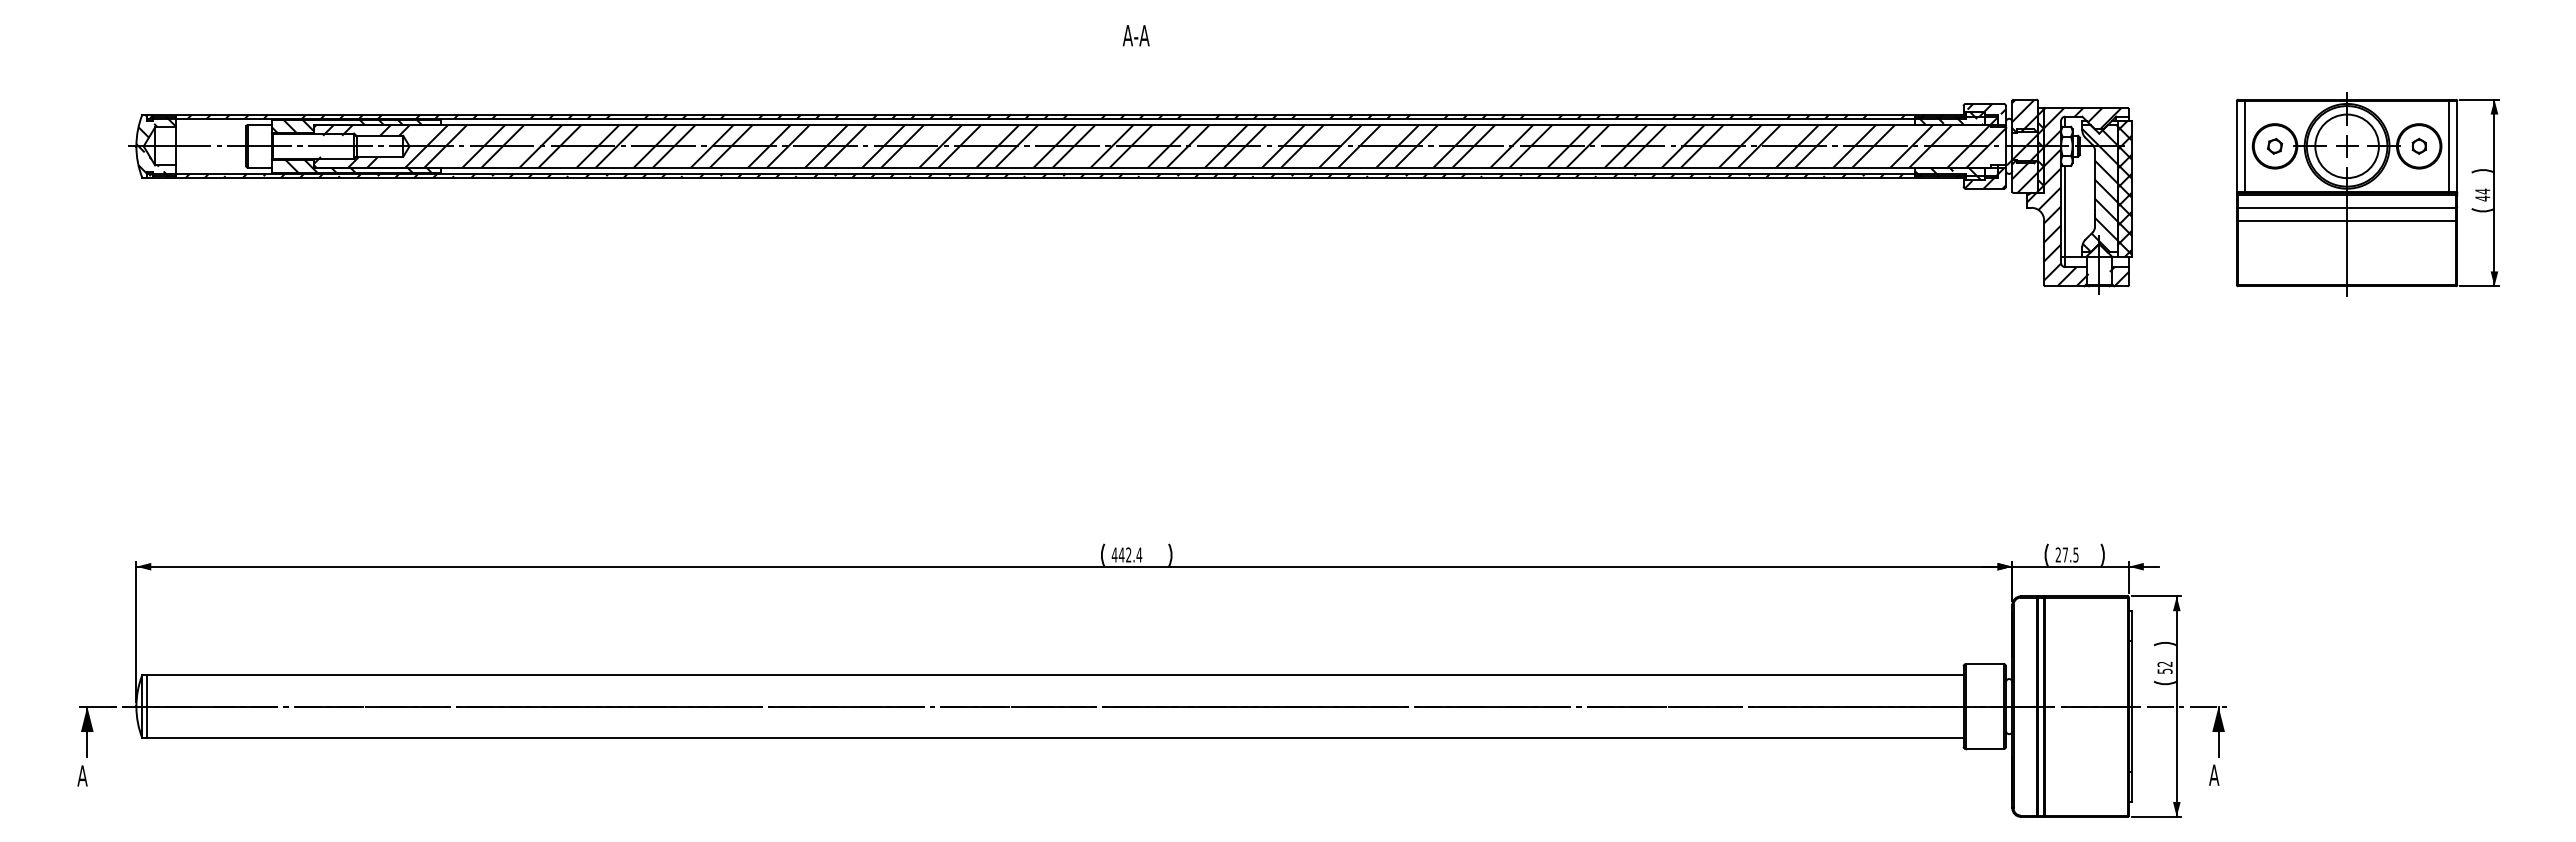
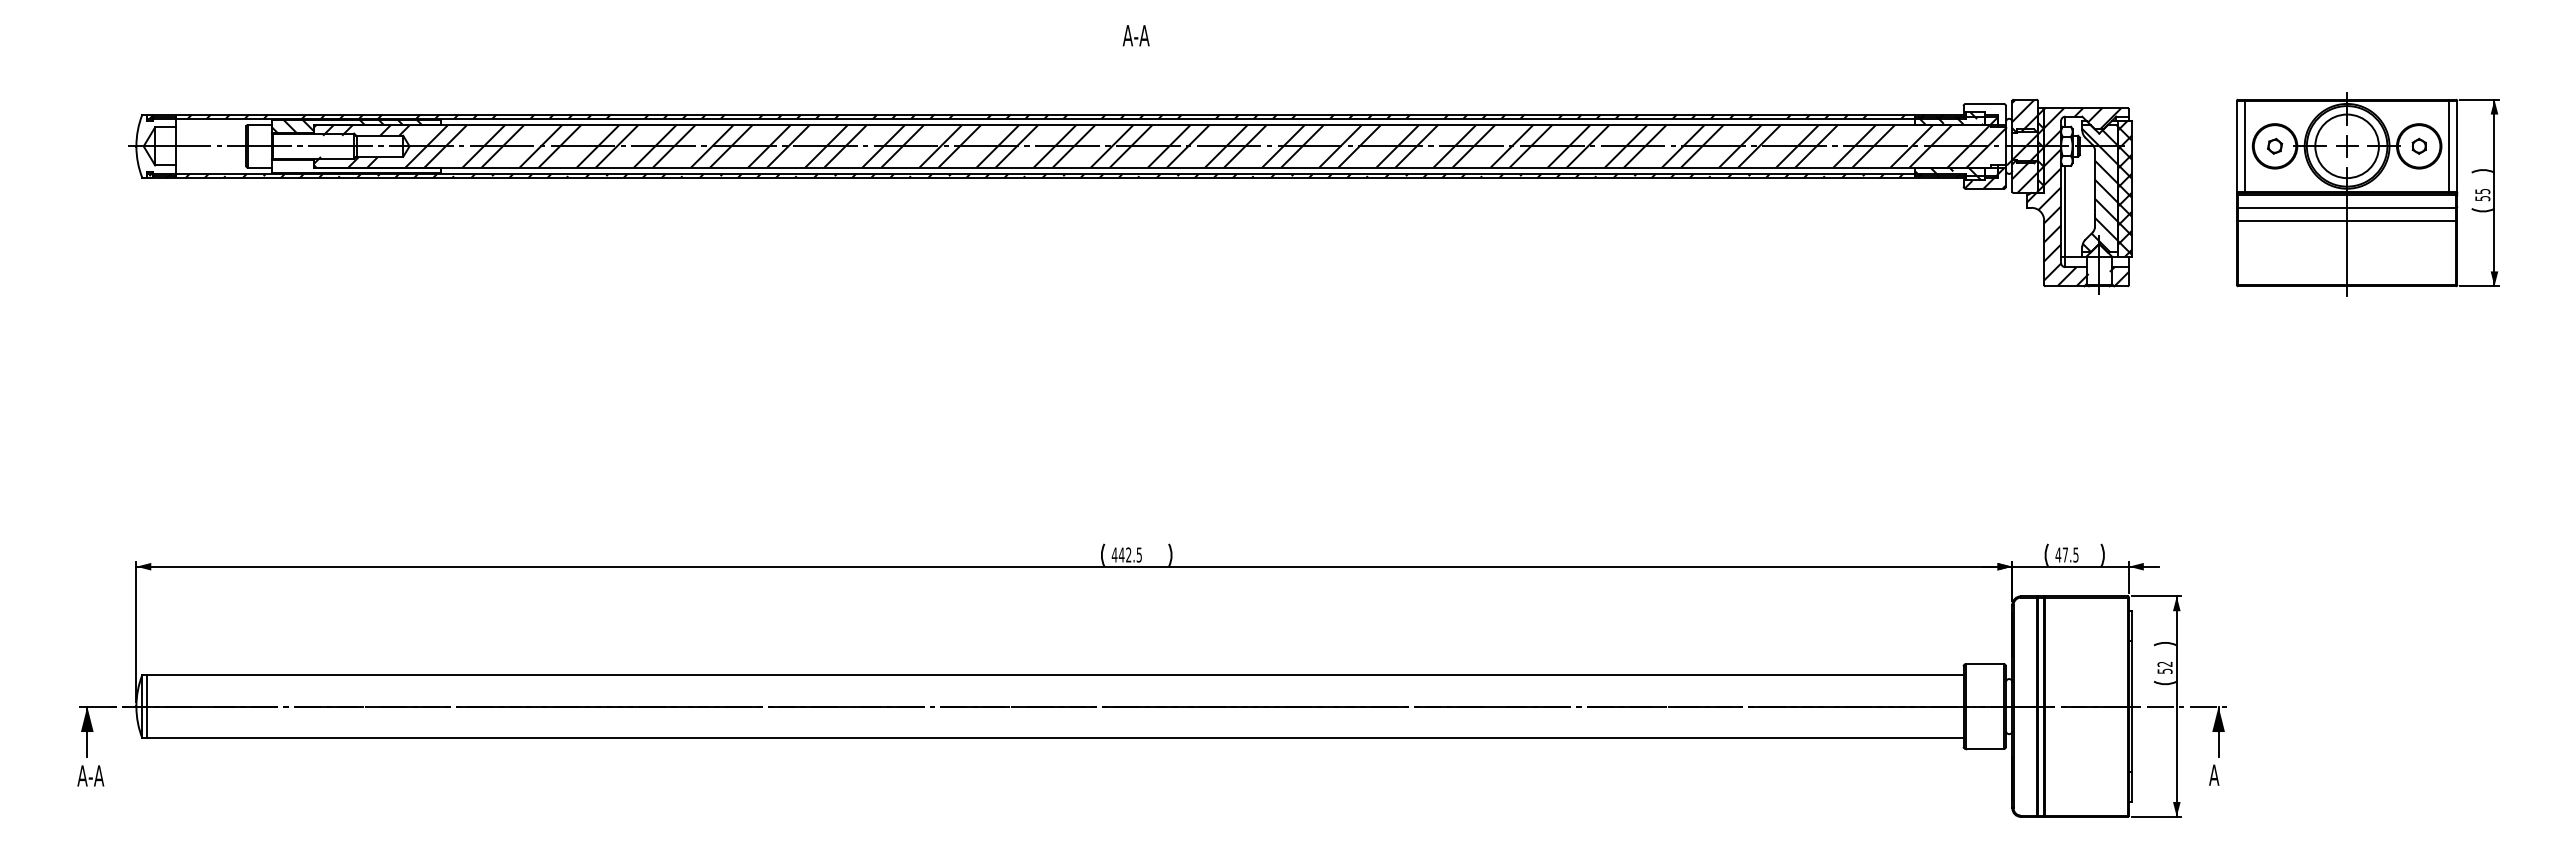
hatch: present -> none (1986, 109)
hatch: present -> none (156, 145)
hatch: present -> none (358, 165)
text: 44 -> 55 (2482, 194)
text: 442.4 -> 442.5 (1139, 554)
text: 27.5 -> 47.5 (2058, 554)
text: A -> A-A (96, 775)
